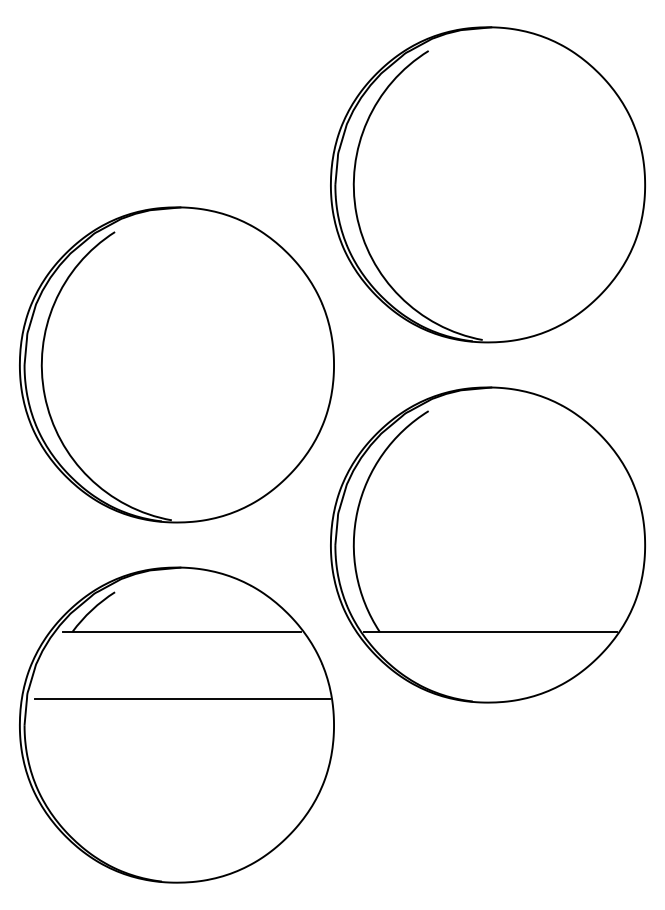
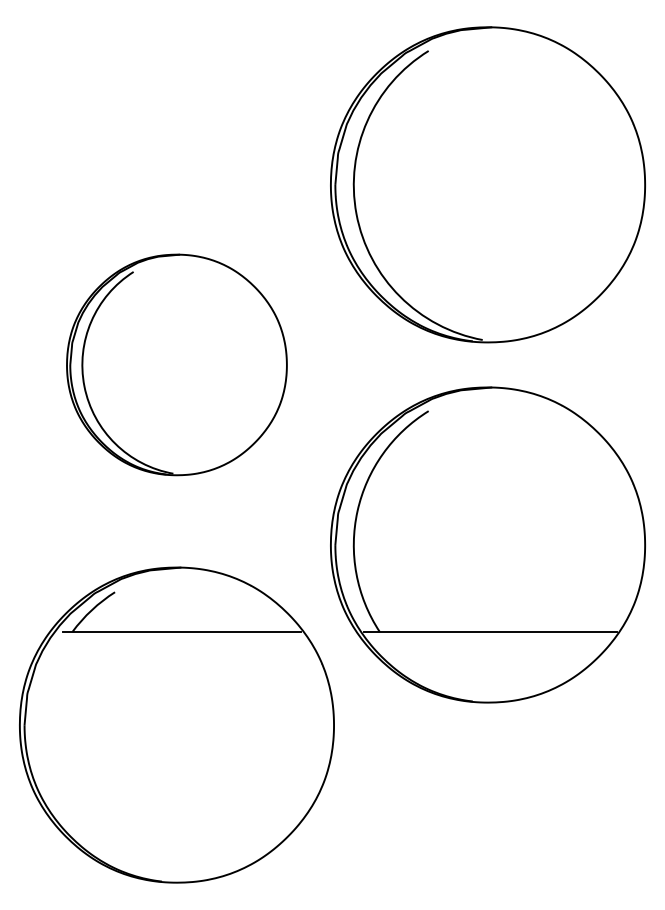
part size: 316x318 px -> 222x224 px (176, 364)
line: present -> none (182, 699)
